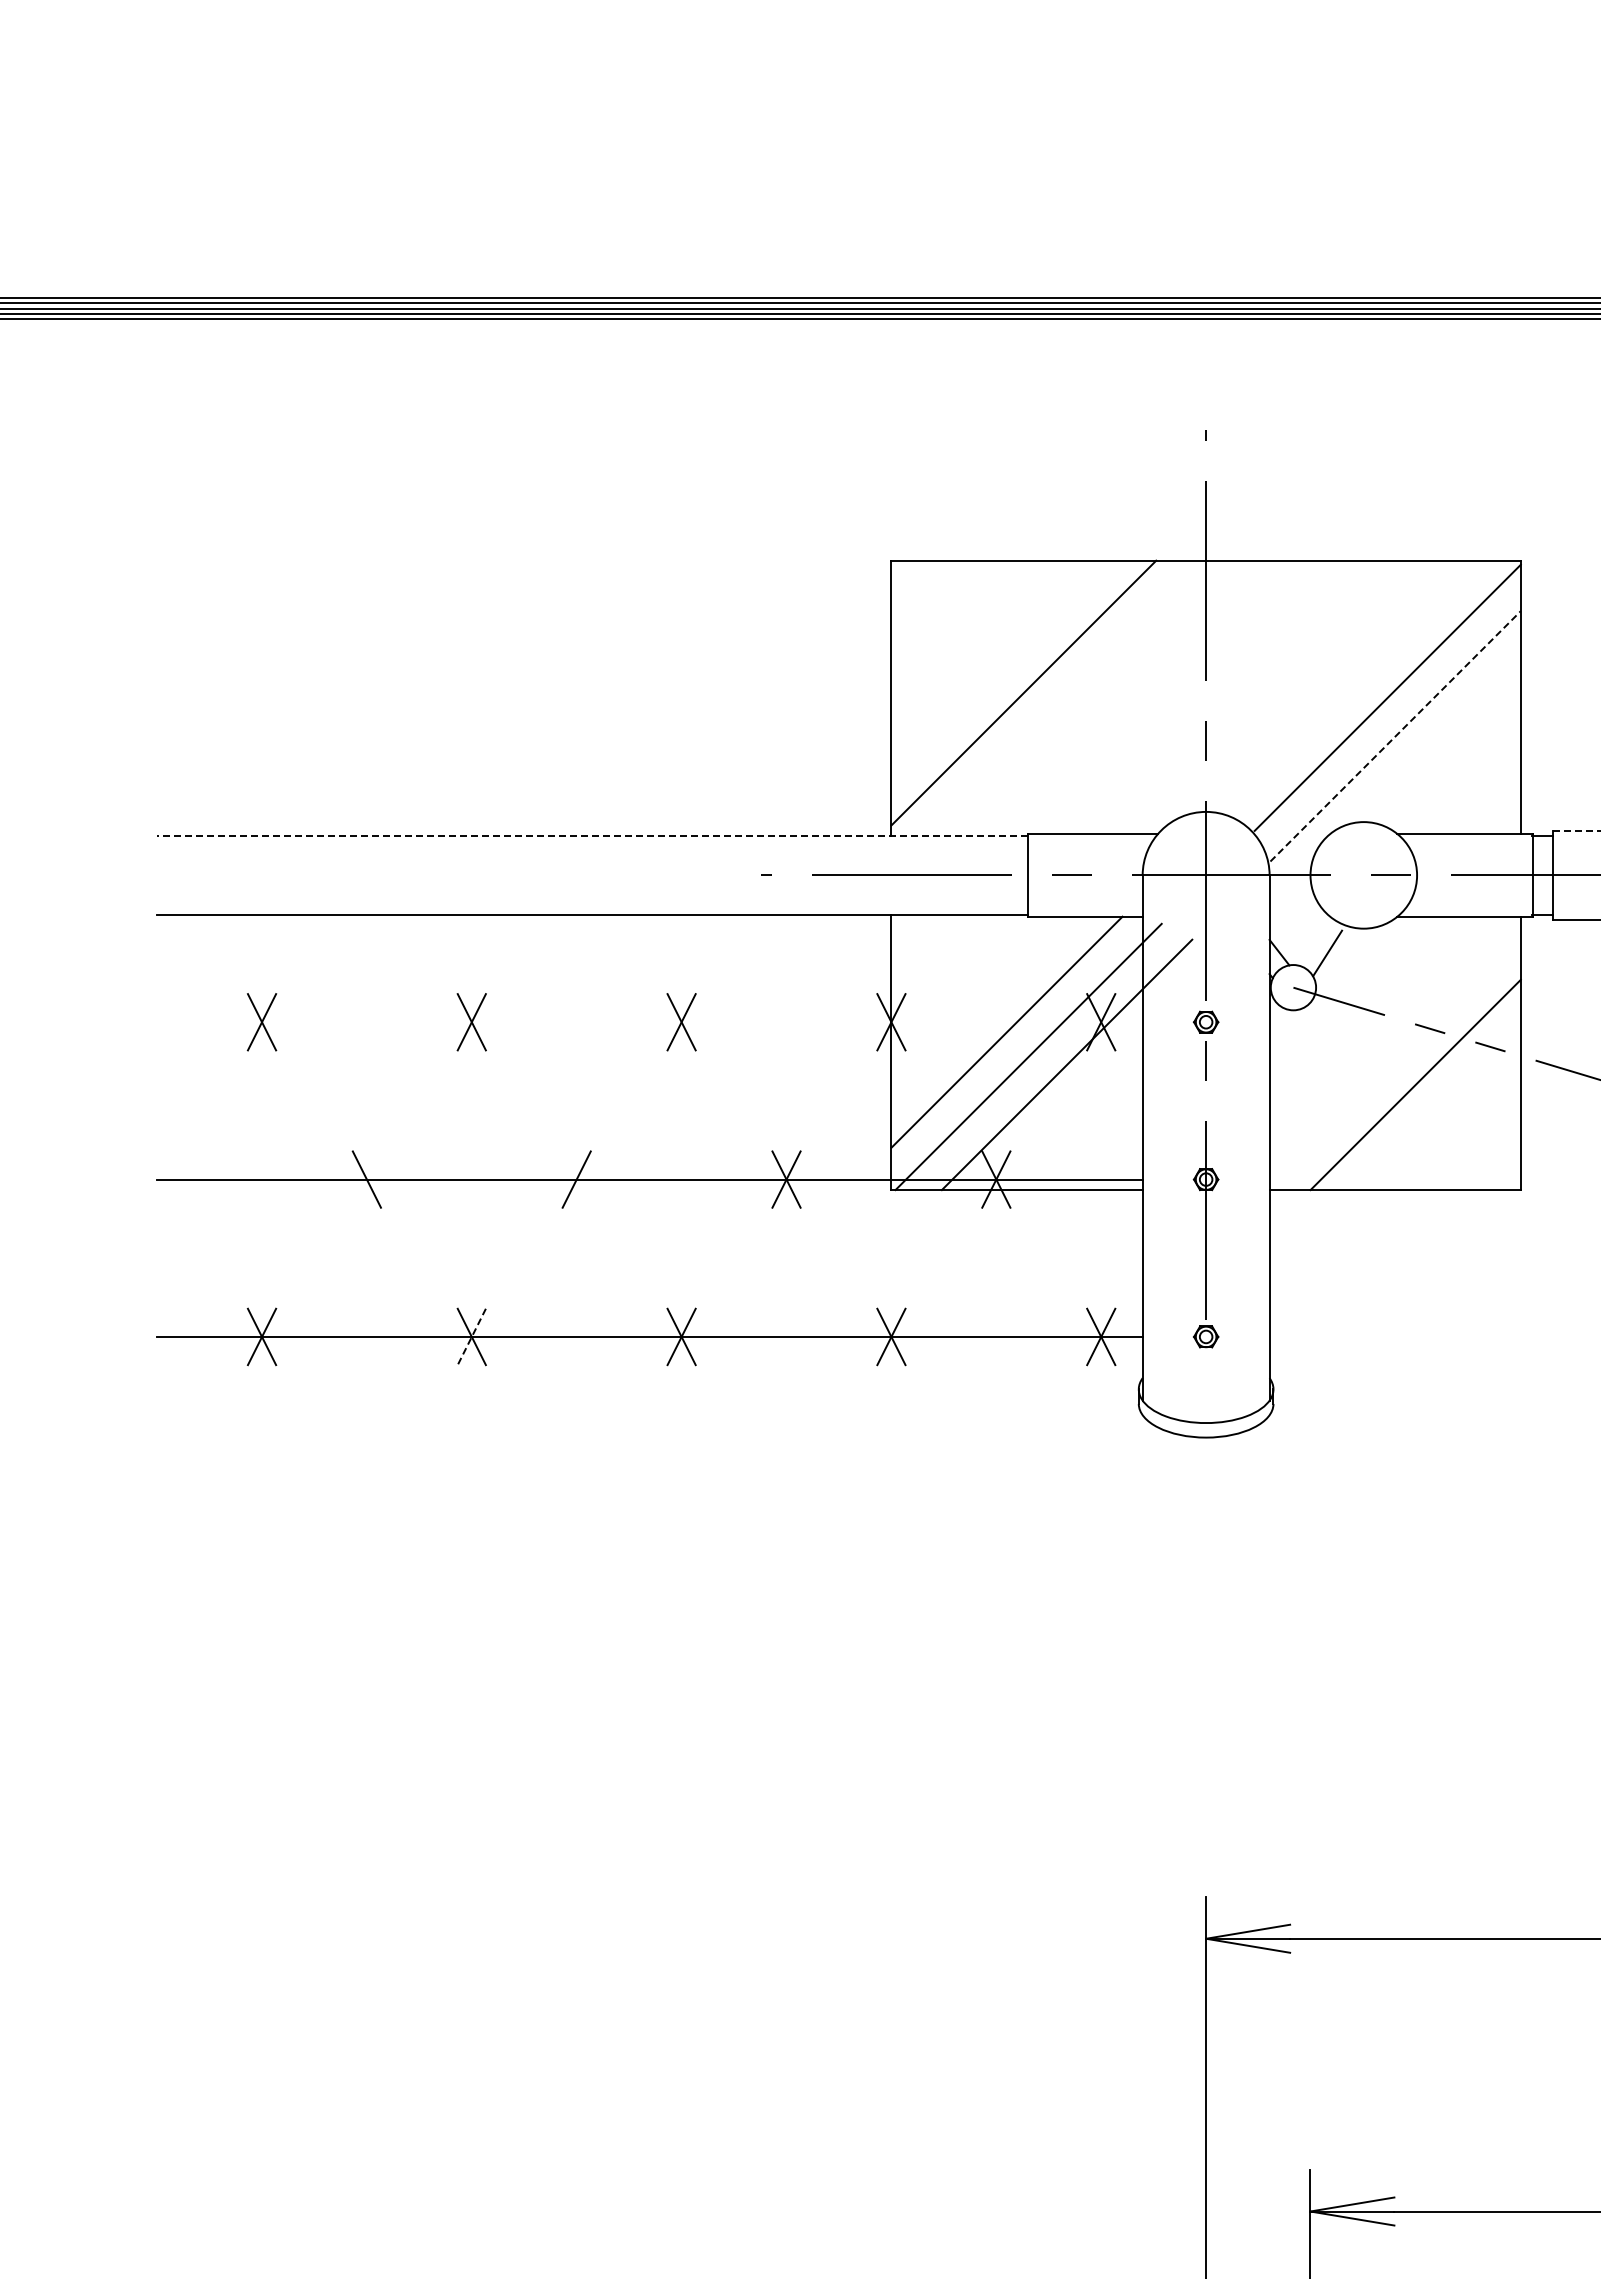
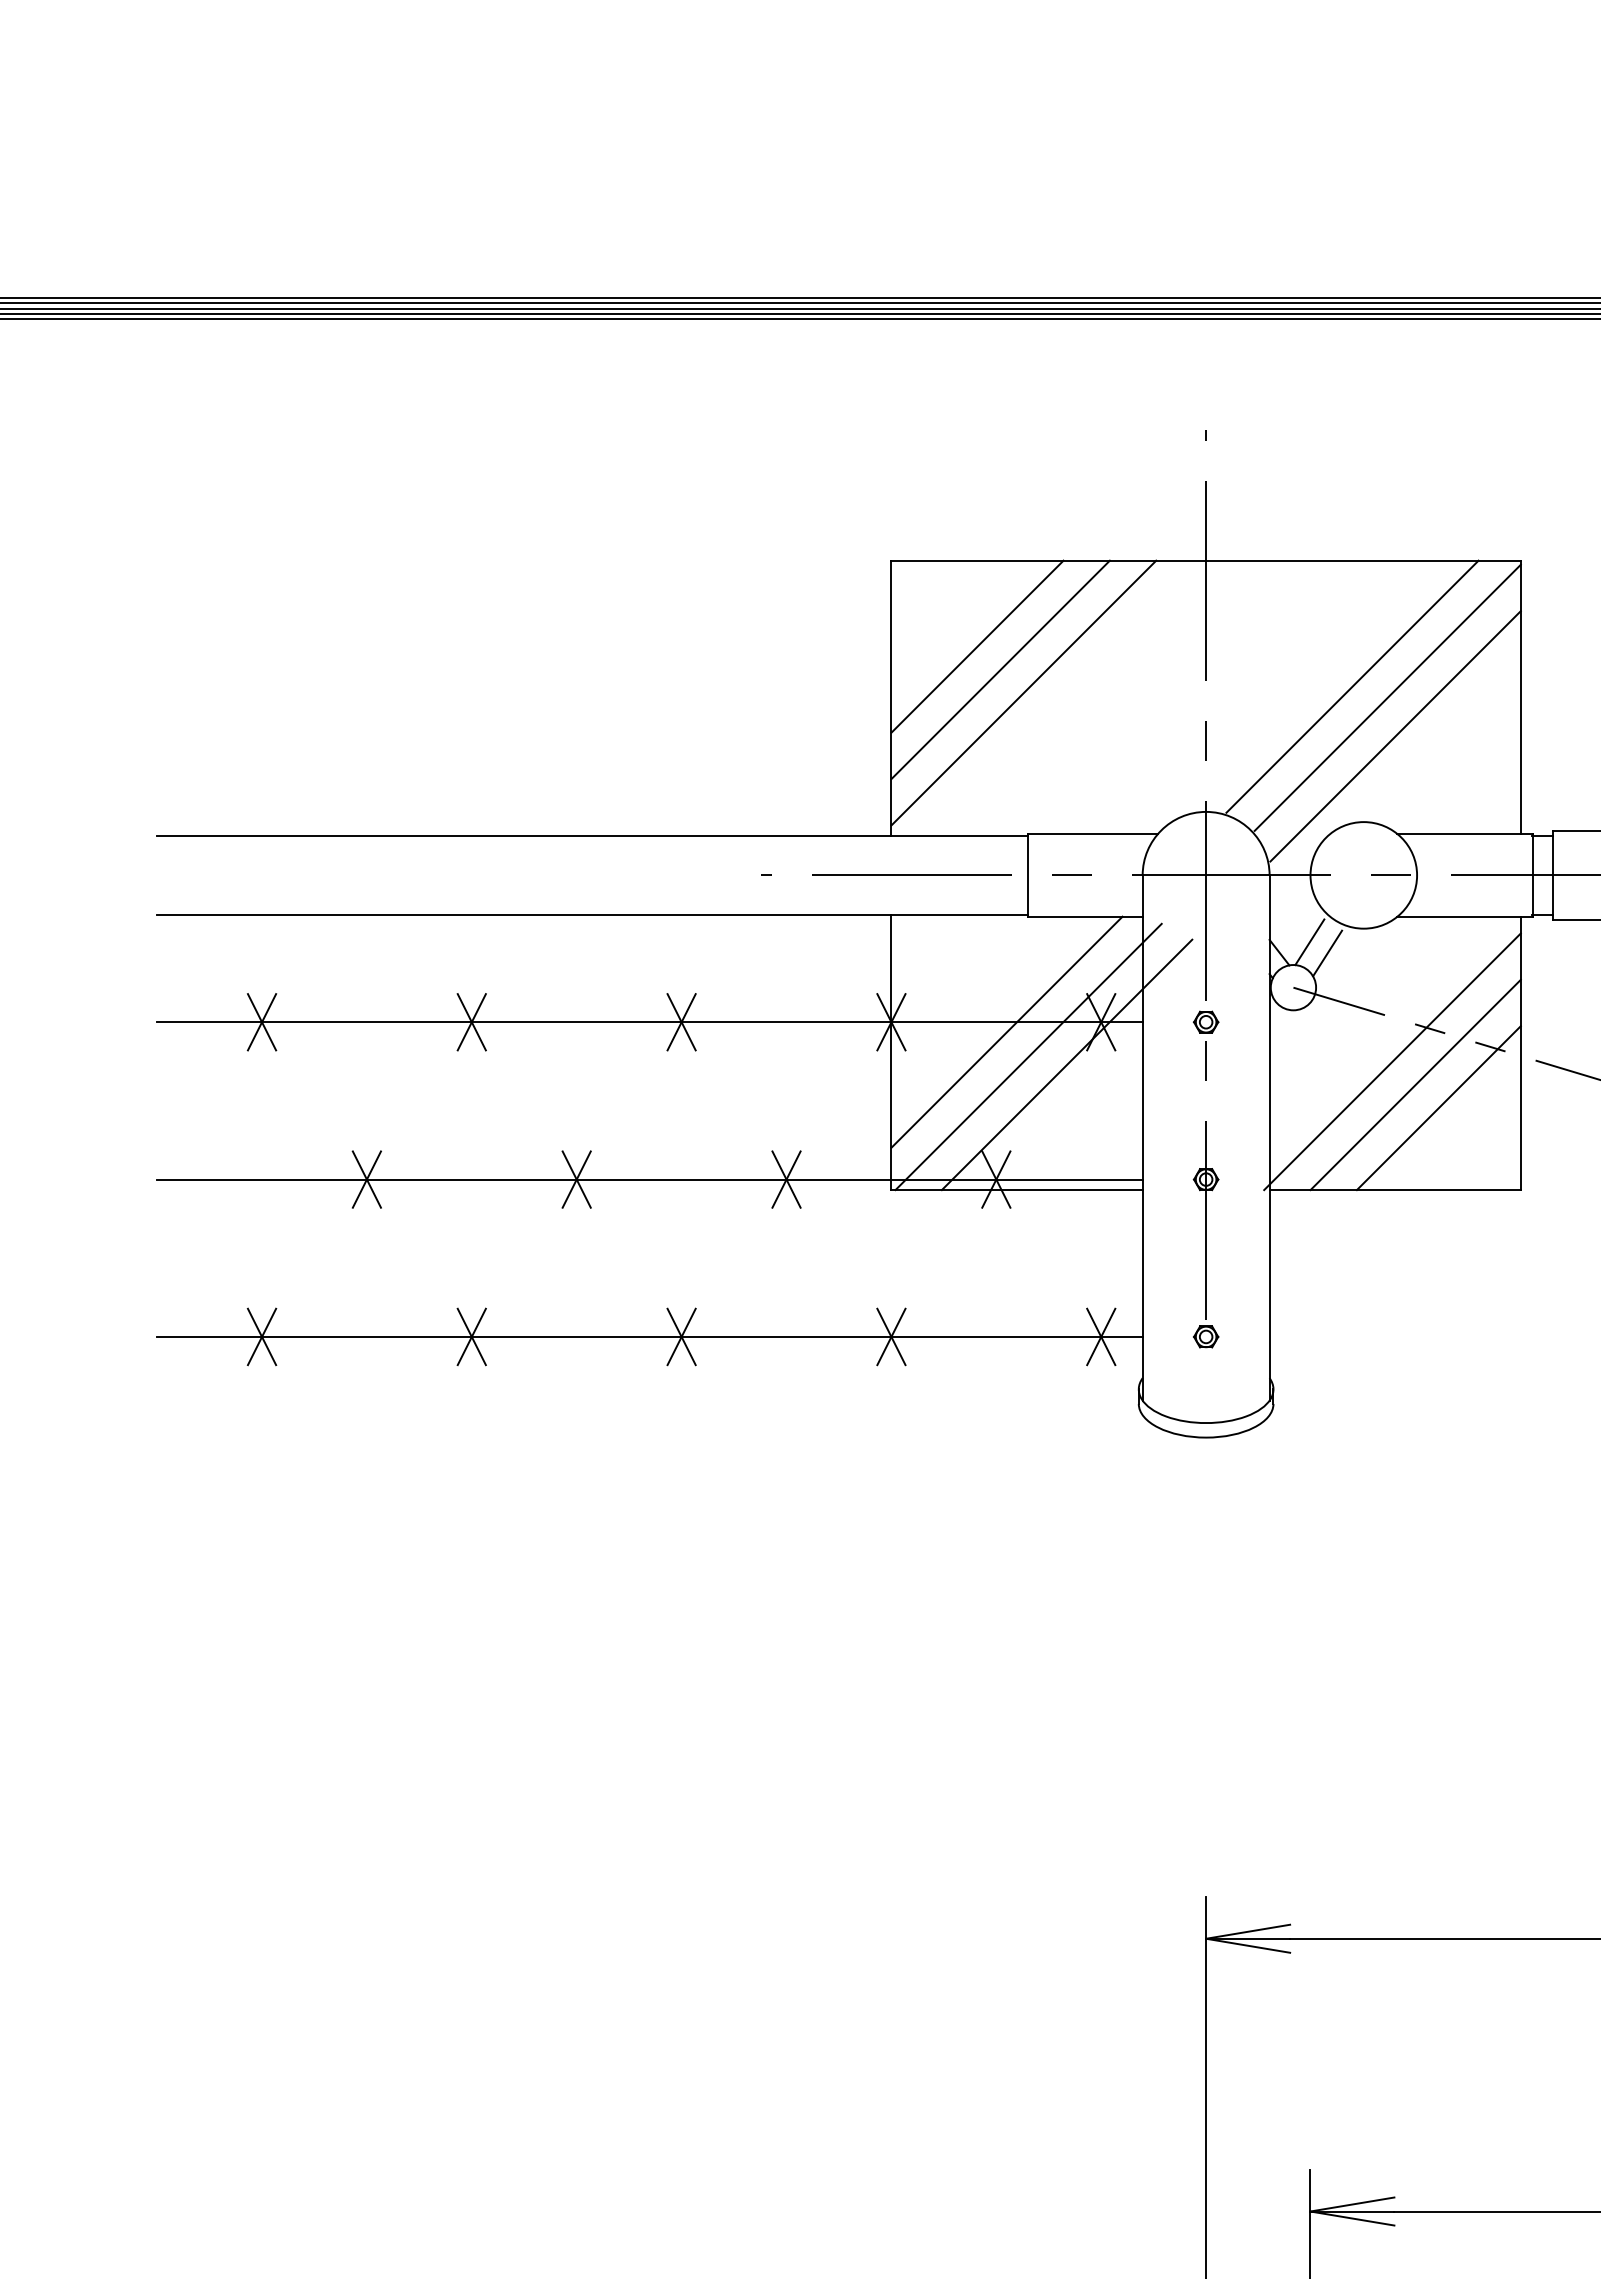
line: none -> present (977, 646)
line: none -> present (1000, 669)
line: none -> present (1352, 686)
line: dashed -> solid (1395, 735)
line: dashed -> solid (1576, 830)
line: dashed -> solid (591, 835)
line: none -> present (1309, 942)
line: none -> present (649, 1022)
line: none -> present (1392, 1061)
line: none -> present (1438, 1108)
line: none -> present (366, 1179)
line: none -> present (576, 1179)
line: dashed -> solid (471, 1337)
